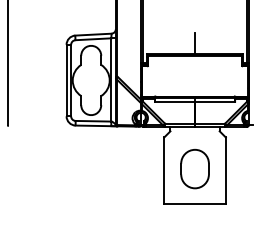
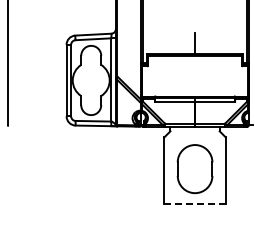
part size: 30x42 px -> 38x51 px (194, 169)
line: solid -> dashed (195, 203)
